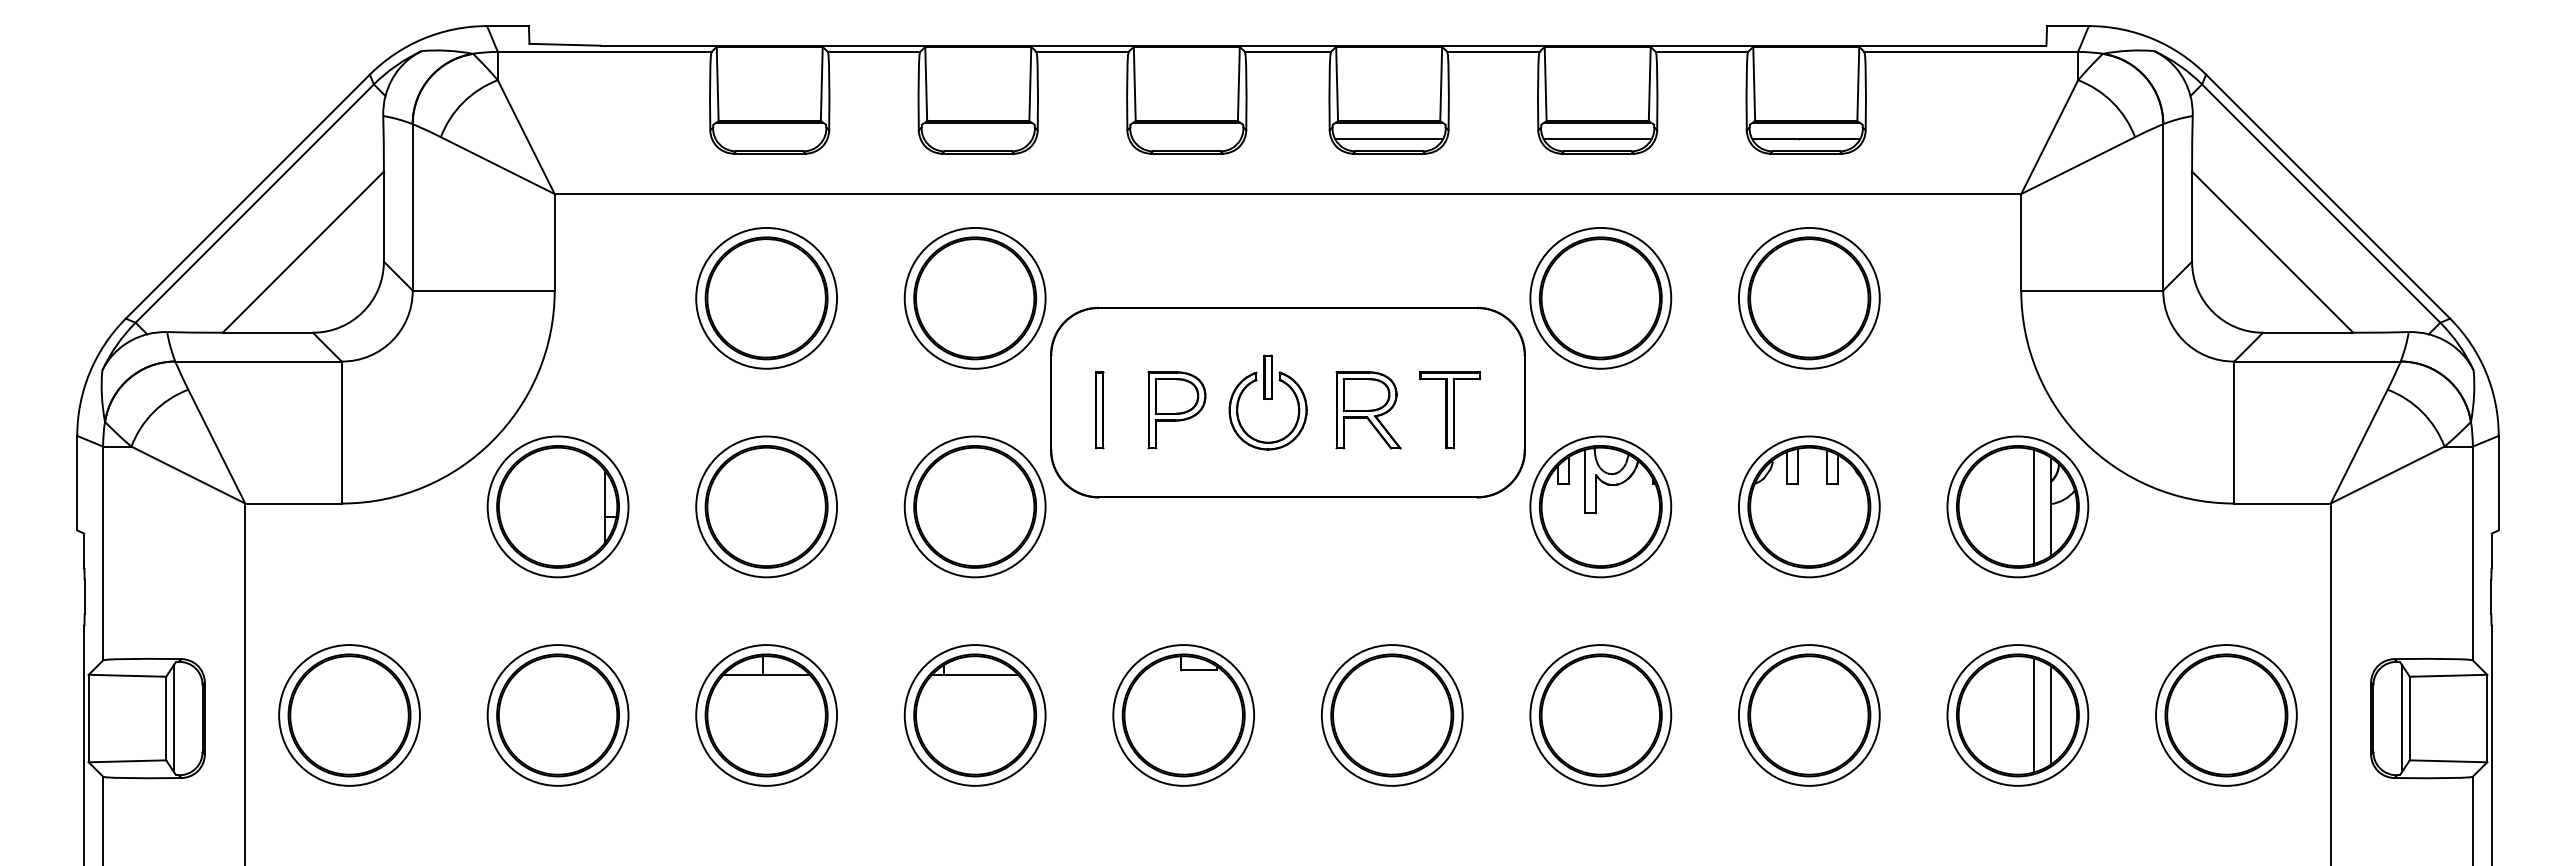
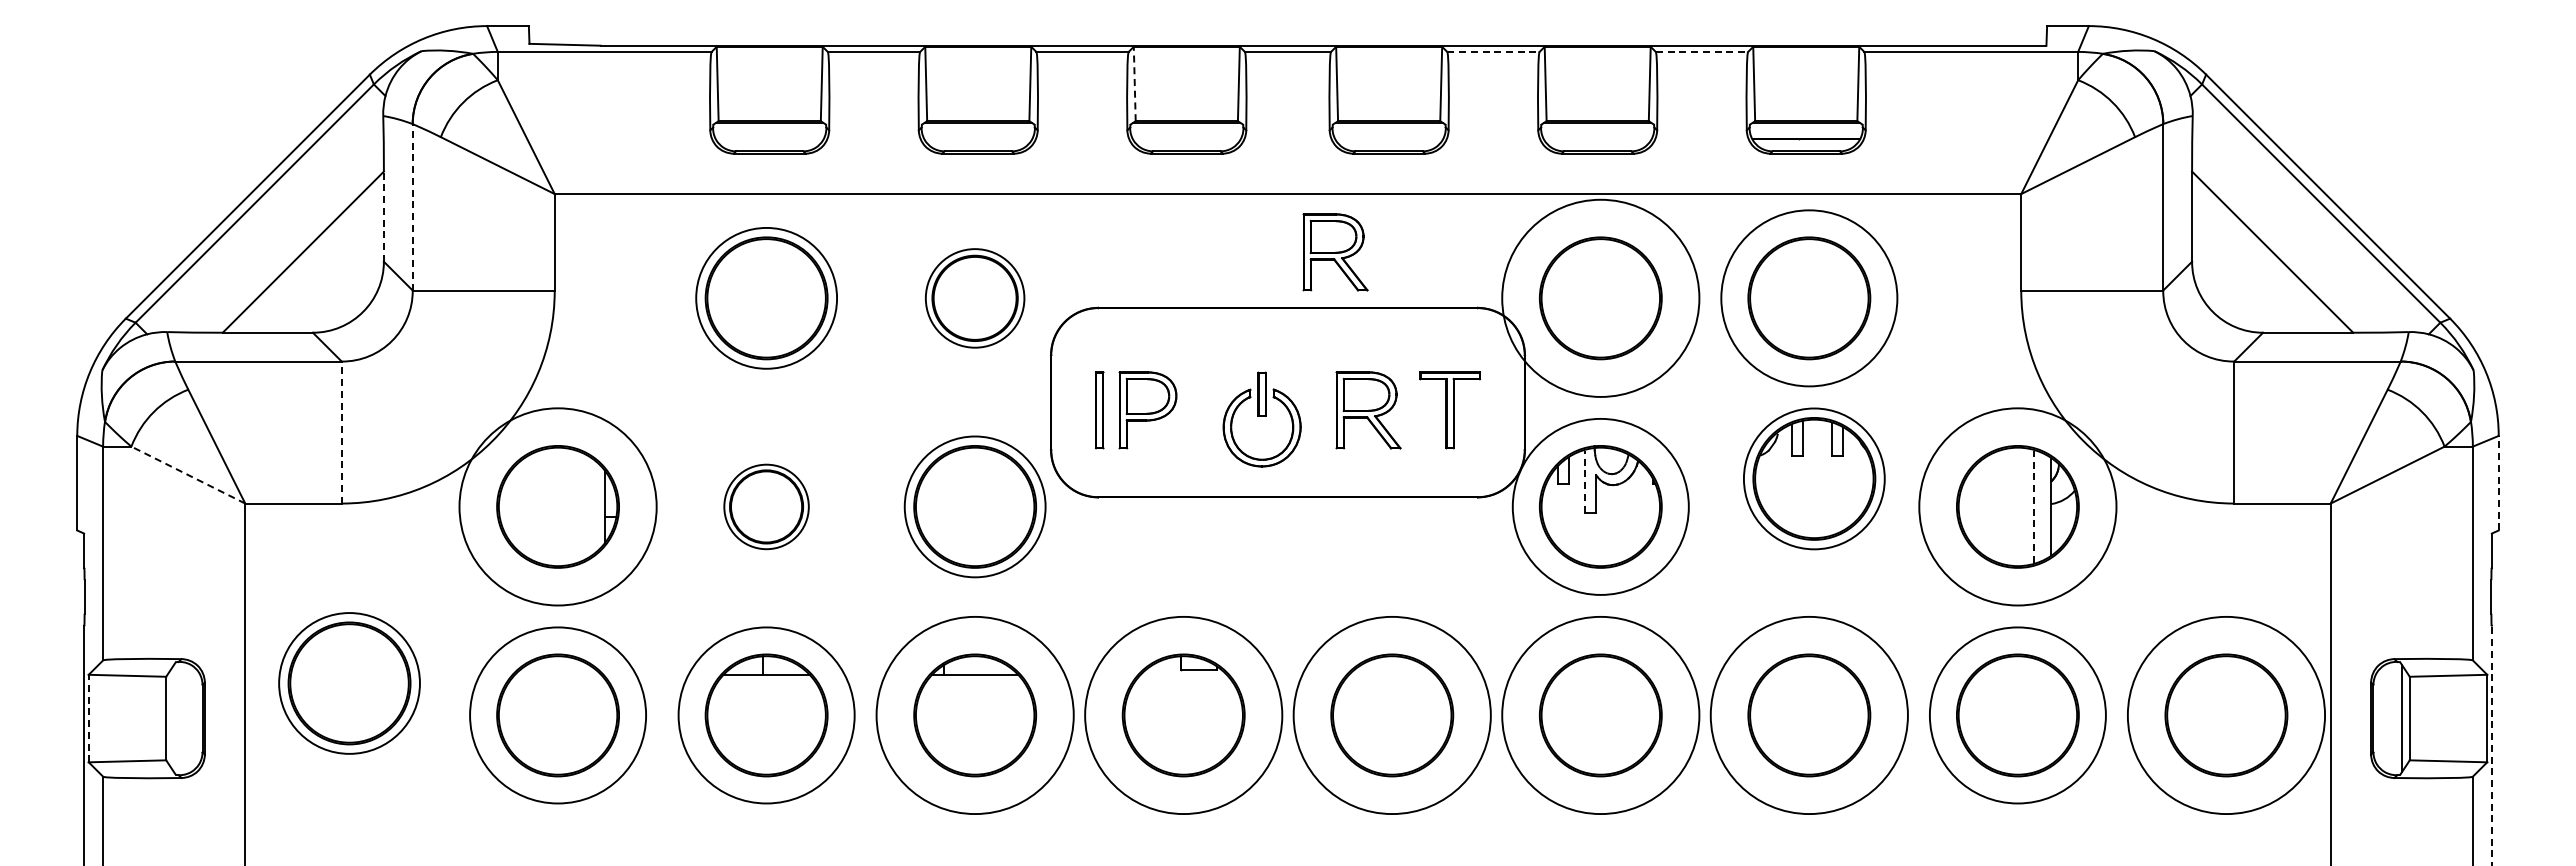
line: solid -> dashed (1493, 51)
line: solid -> dashed (1702, 51)
line: solid -> dashed (1134, 83)
line: present -> none (1389, 139)
line: present -> none (1597, 139)
line: solid -> dashed (412, 206)
line: solid -> dashed (383, 216)
part: none -> present (1335, 252)
circle diameter: 141 px -> 197 px (1600, 297)
circle diameter: 141 px -> 176 px (1809, 298)
part size: 144x143 px -> 101x101 px (975, 298)
part position: (1267, 402) -> (1261, 419) (1261, 419)
part position: (1176, 410) -> (1147, 410) (1147, 410)
line: solid -> dashed (341, 432)
line: solid -> dashed (188, 475)
line: solid -> dashed (1585, 481)
line: solid -> dashed (2498, 482)
circle diameter: 141 px -> 197 px (557, 506)
part size: 143x144 px -> 87x88 px (766, 506)
circle diameter: 141 px -> 176 px (1600, 506)
part position: (1809, 506) -> (1814, 478) (1814, 478)
circle diameter: 141 px -> 197 px (2017, 506)
line: solid -> dashed (2034, 506)
part position: (349, 715) -> (349, 683) (349, 683)
circle diameter: 141 px -> 176 px (558, 715)
circle diameter: 141 px -> 176 px (766, 715)
circle diameter: 141 px -> 197 px (974, 715)
circle diameter: 141 px -> 197 px (1183, 715)
circle diameter: 141 px -> 197 px (1391, 715)
circle diameter: 141 px -> 197 px (1600, 715)
circle diameter: 141 px -> 197 px (1808, 715)
circle diameter: 141 px -> 176 px (2017, 715)
line: present -> none (2034, 715)
line: present -> none (2051, 715)
circle diameter: 141 px -> 197 px (2226, 715)
line: solid -> dashed (88, 718)
line: present -> none (173, 718)
line: solid -> dashed (2491, 745)
